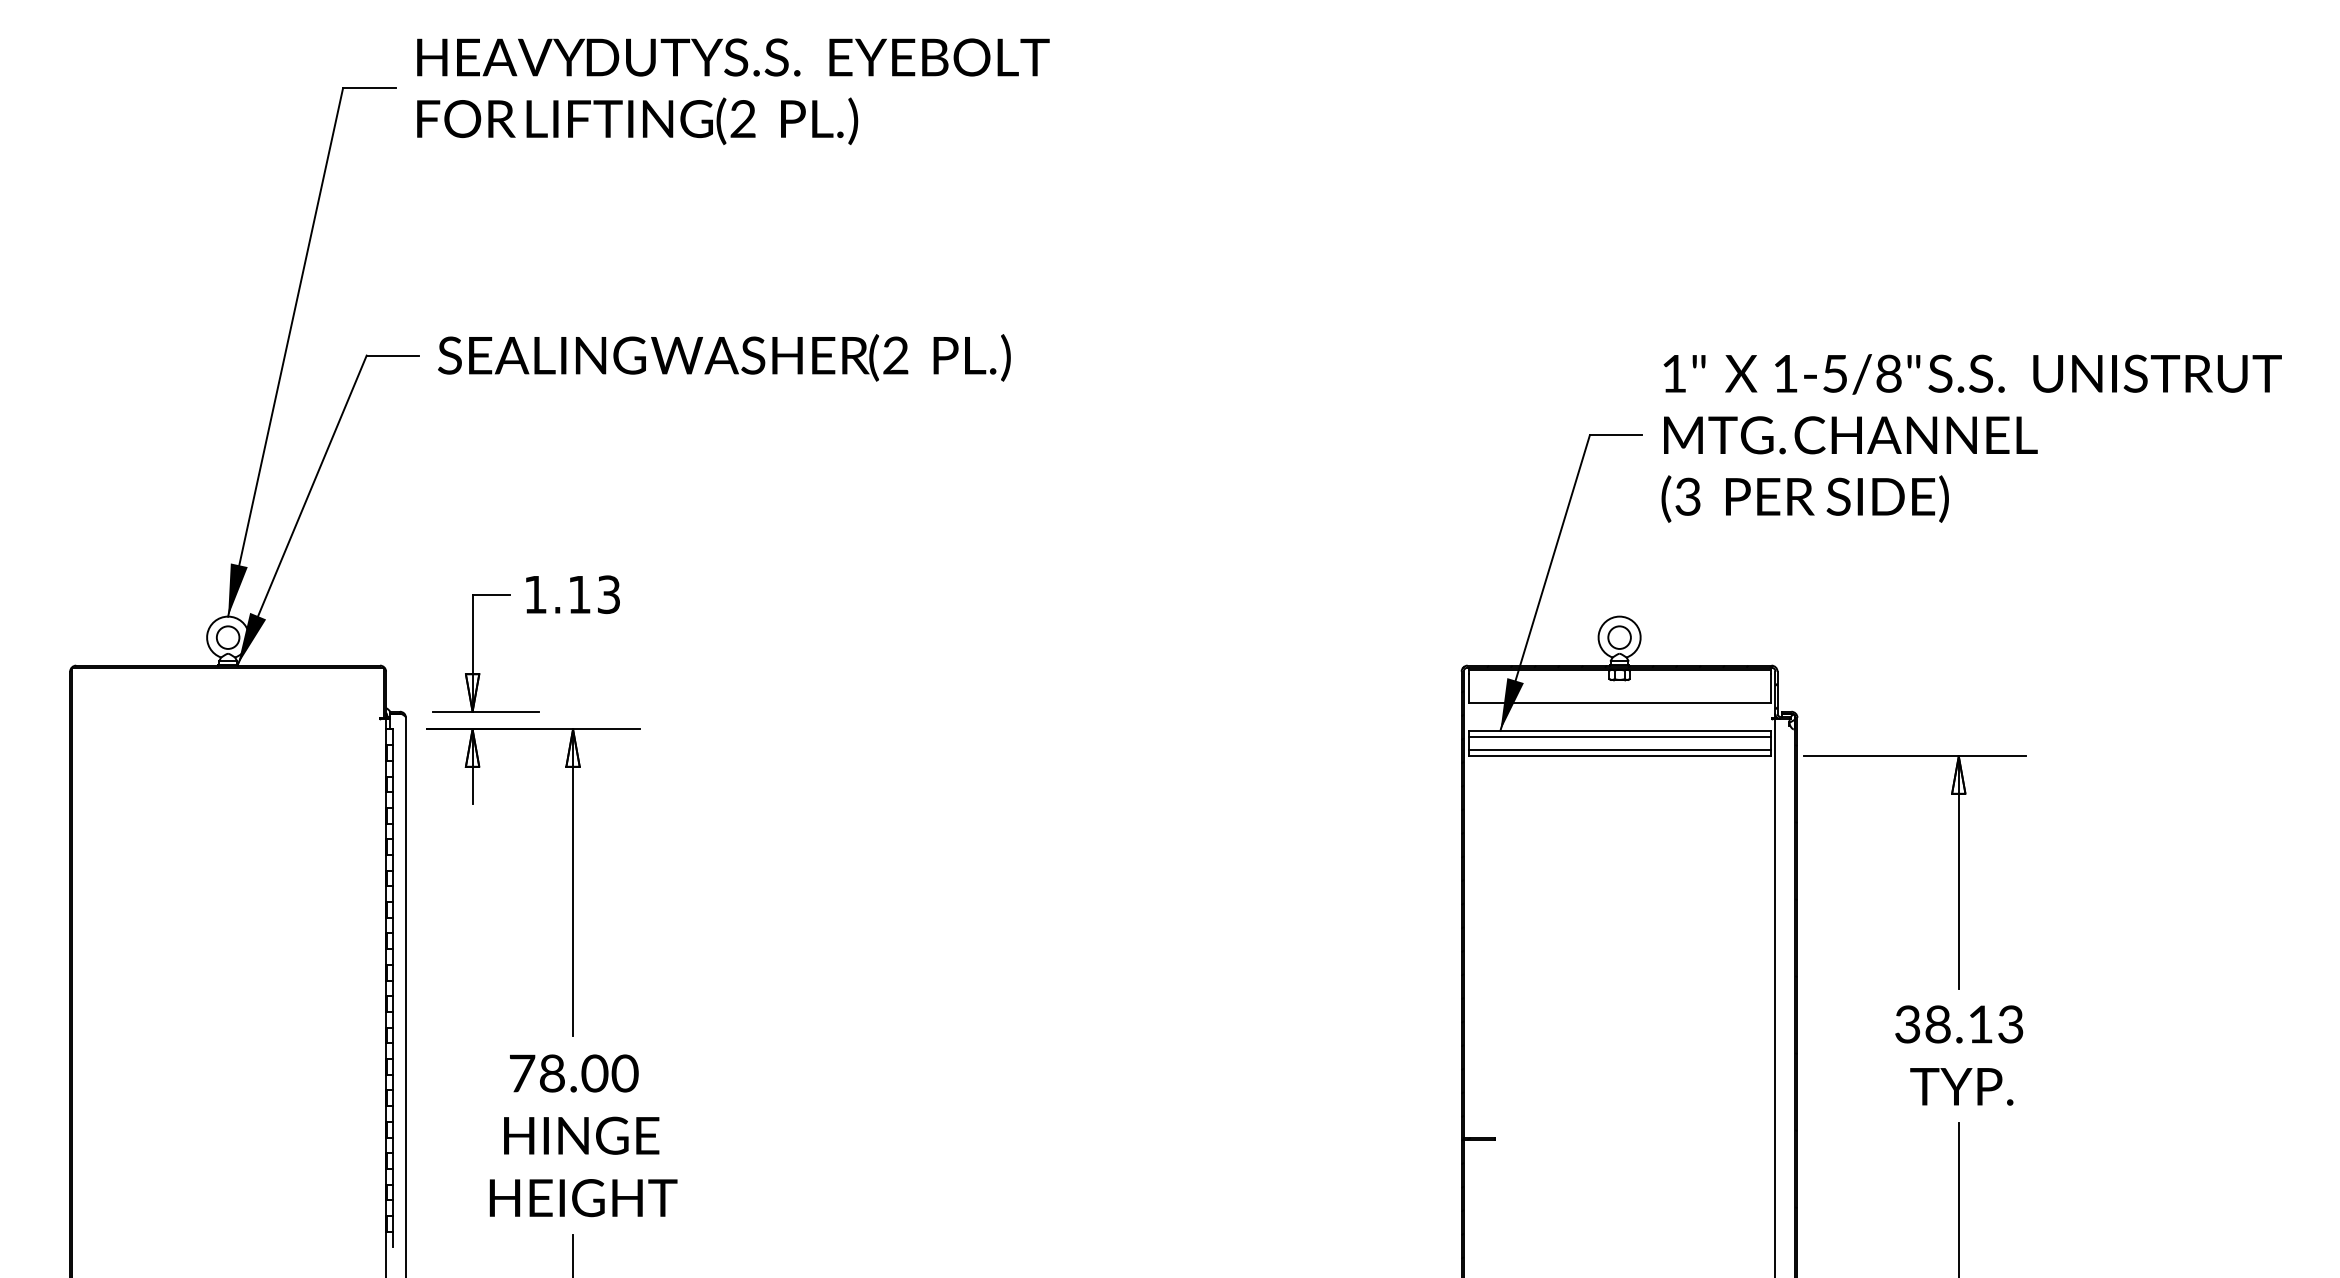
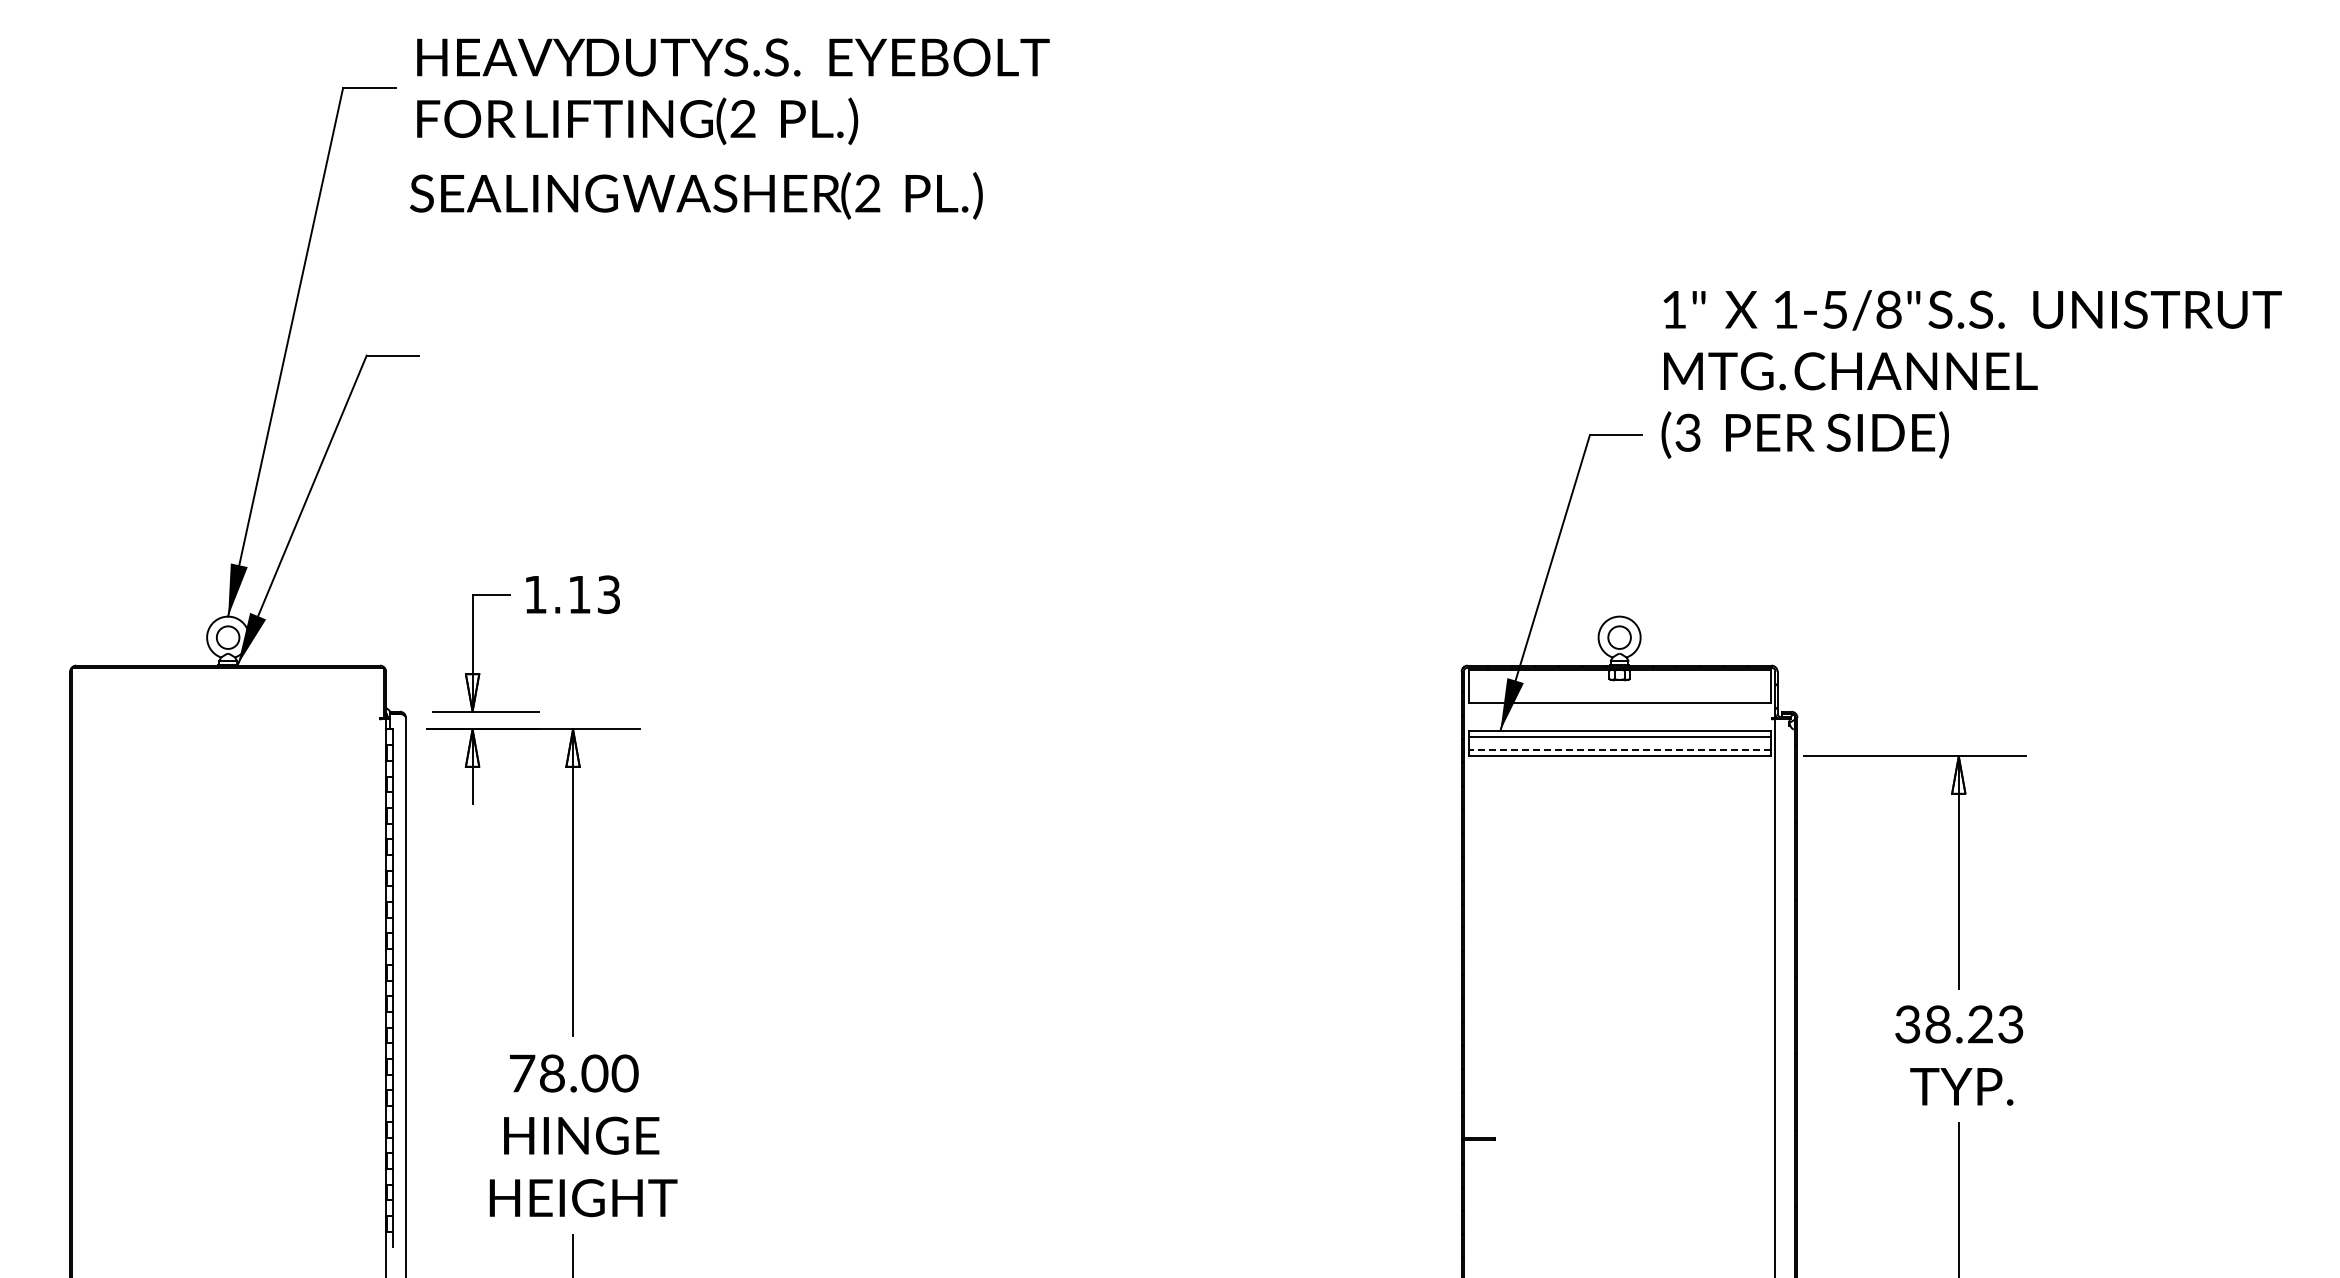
text position: (724, 357) -> (696, 195) (696, 195)
text position: (1971, 438) -> (1971, 374) (1971, 374)
line: solid -> dashed (1619, 750)
text: 38.13 -> 38.23 (1980, 1024)
